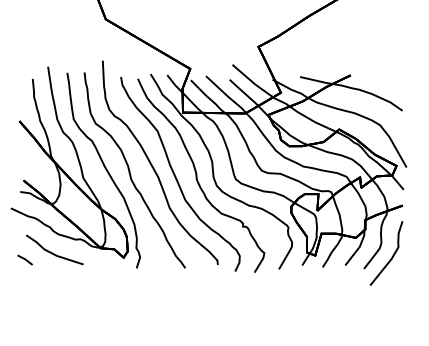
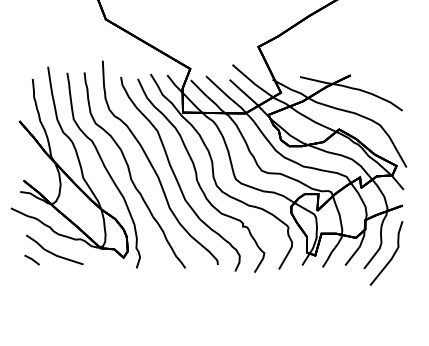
line position: (24, 259) -> (31, 259) (31, 259)
